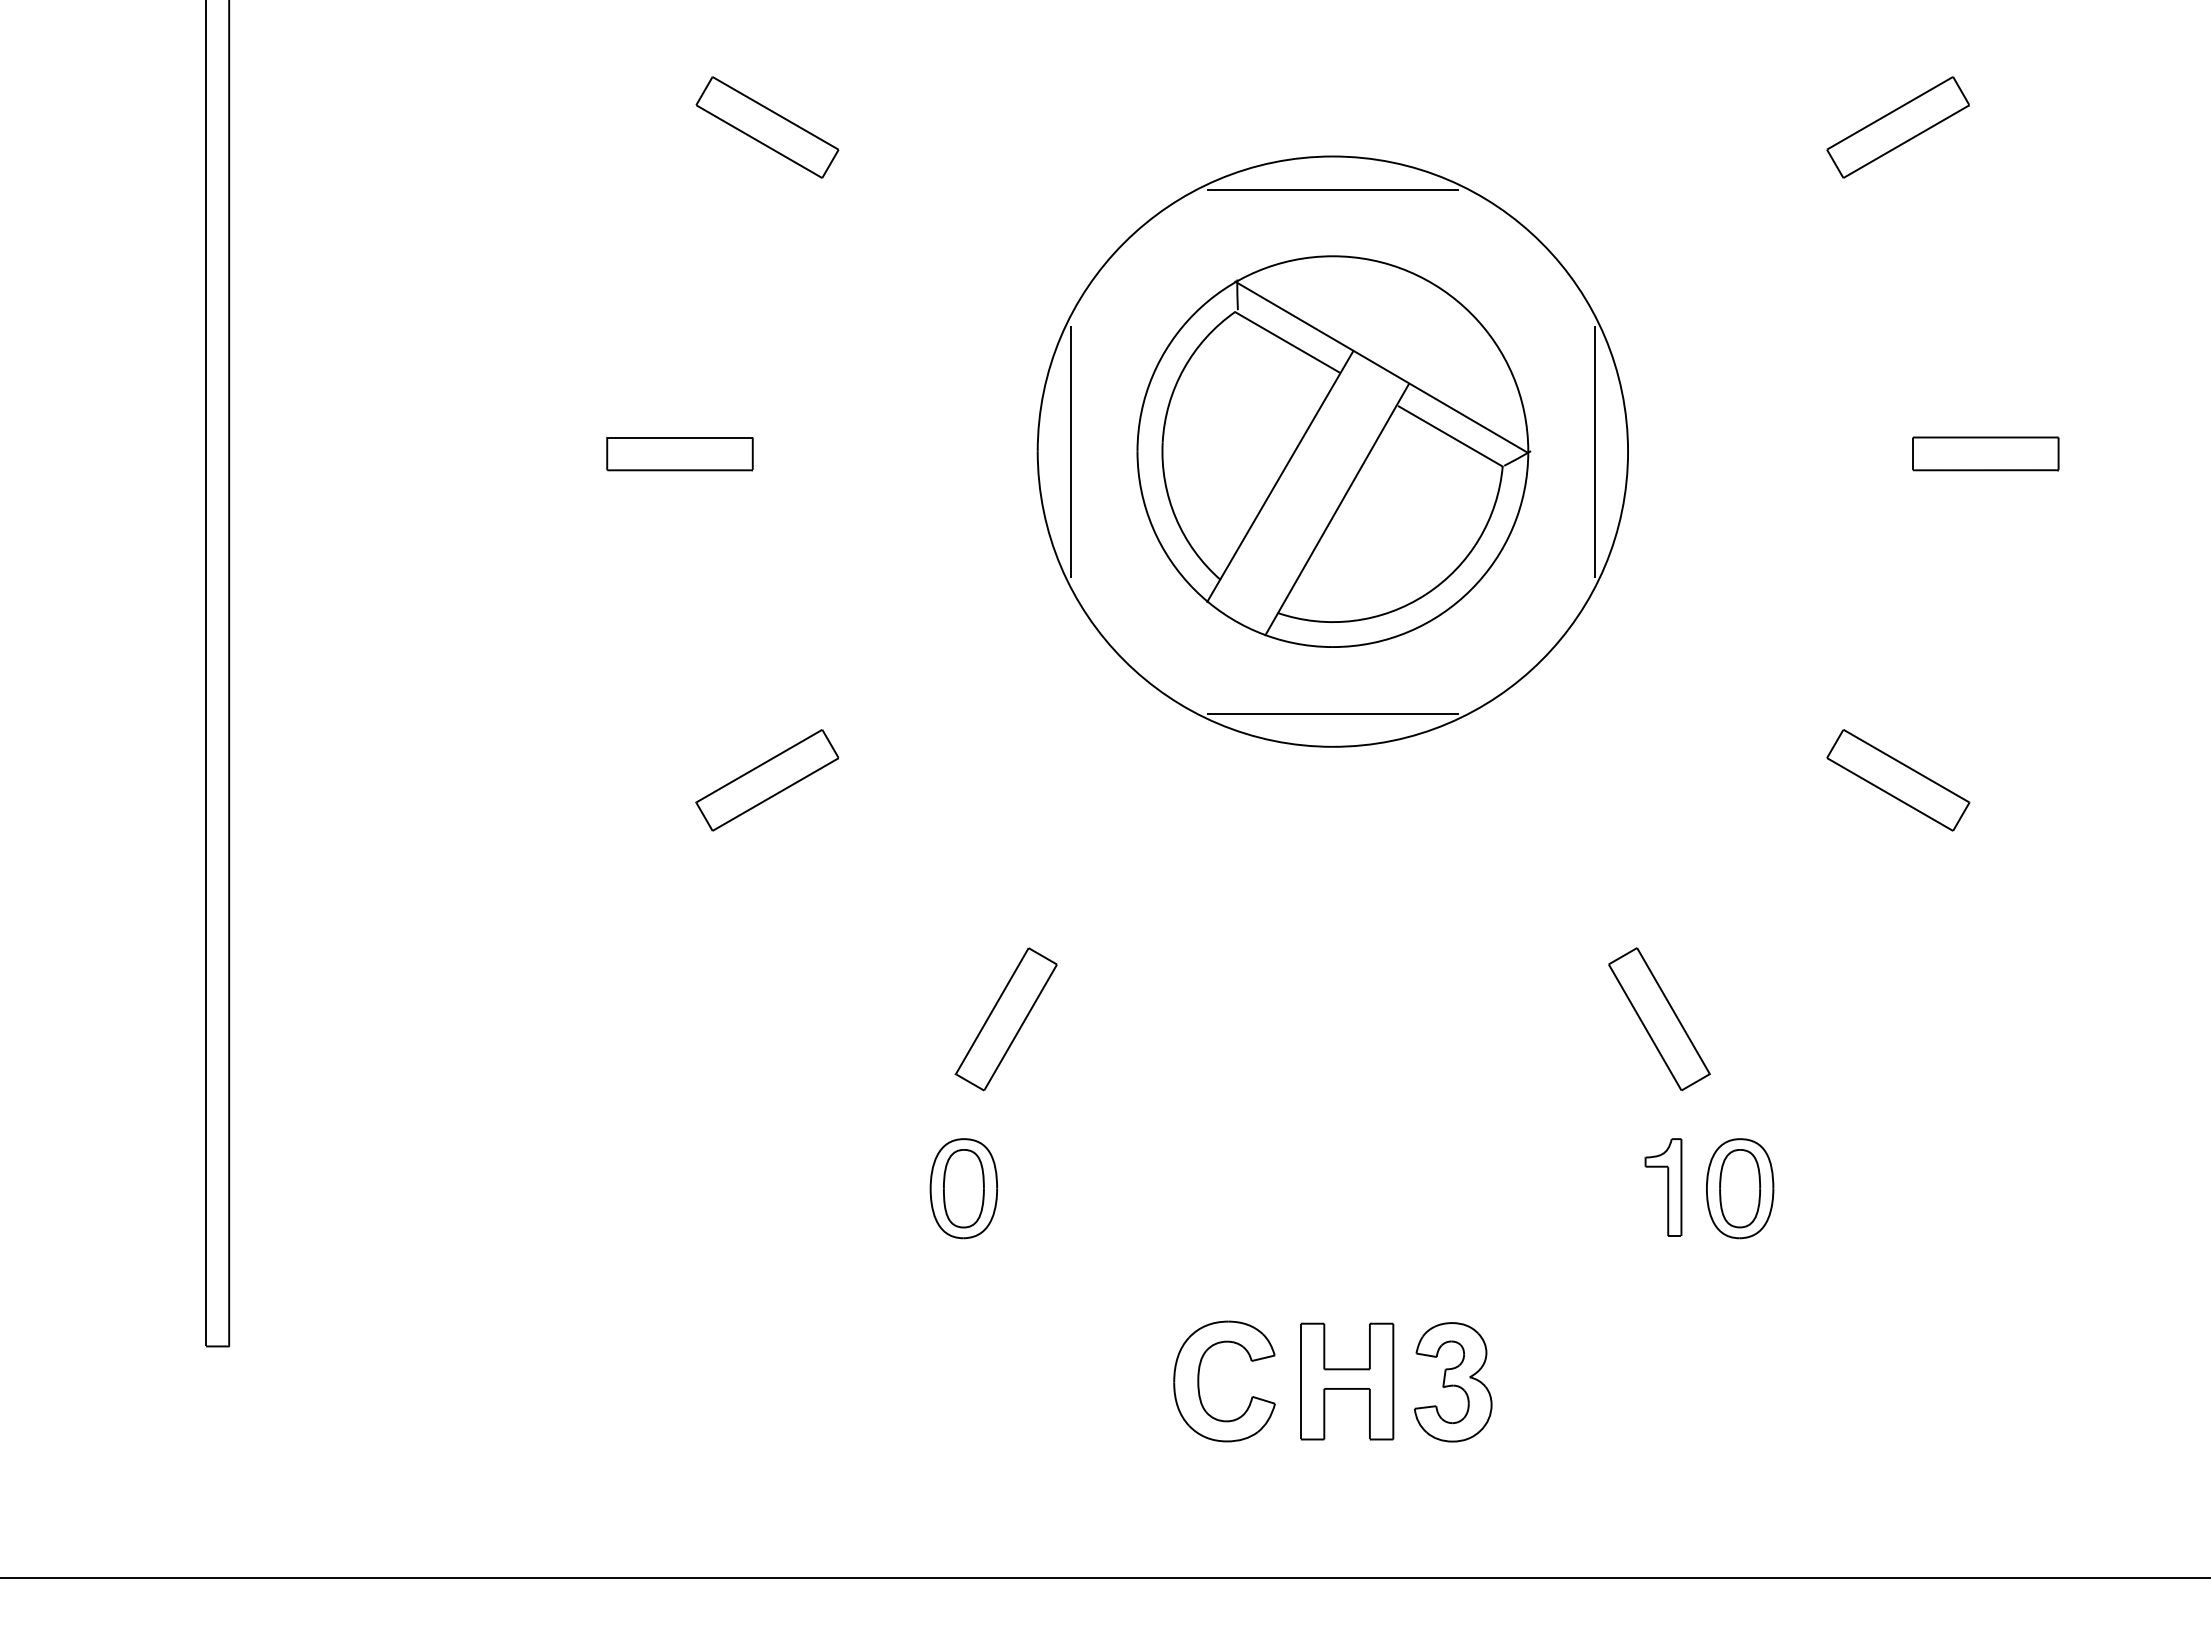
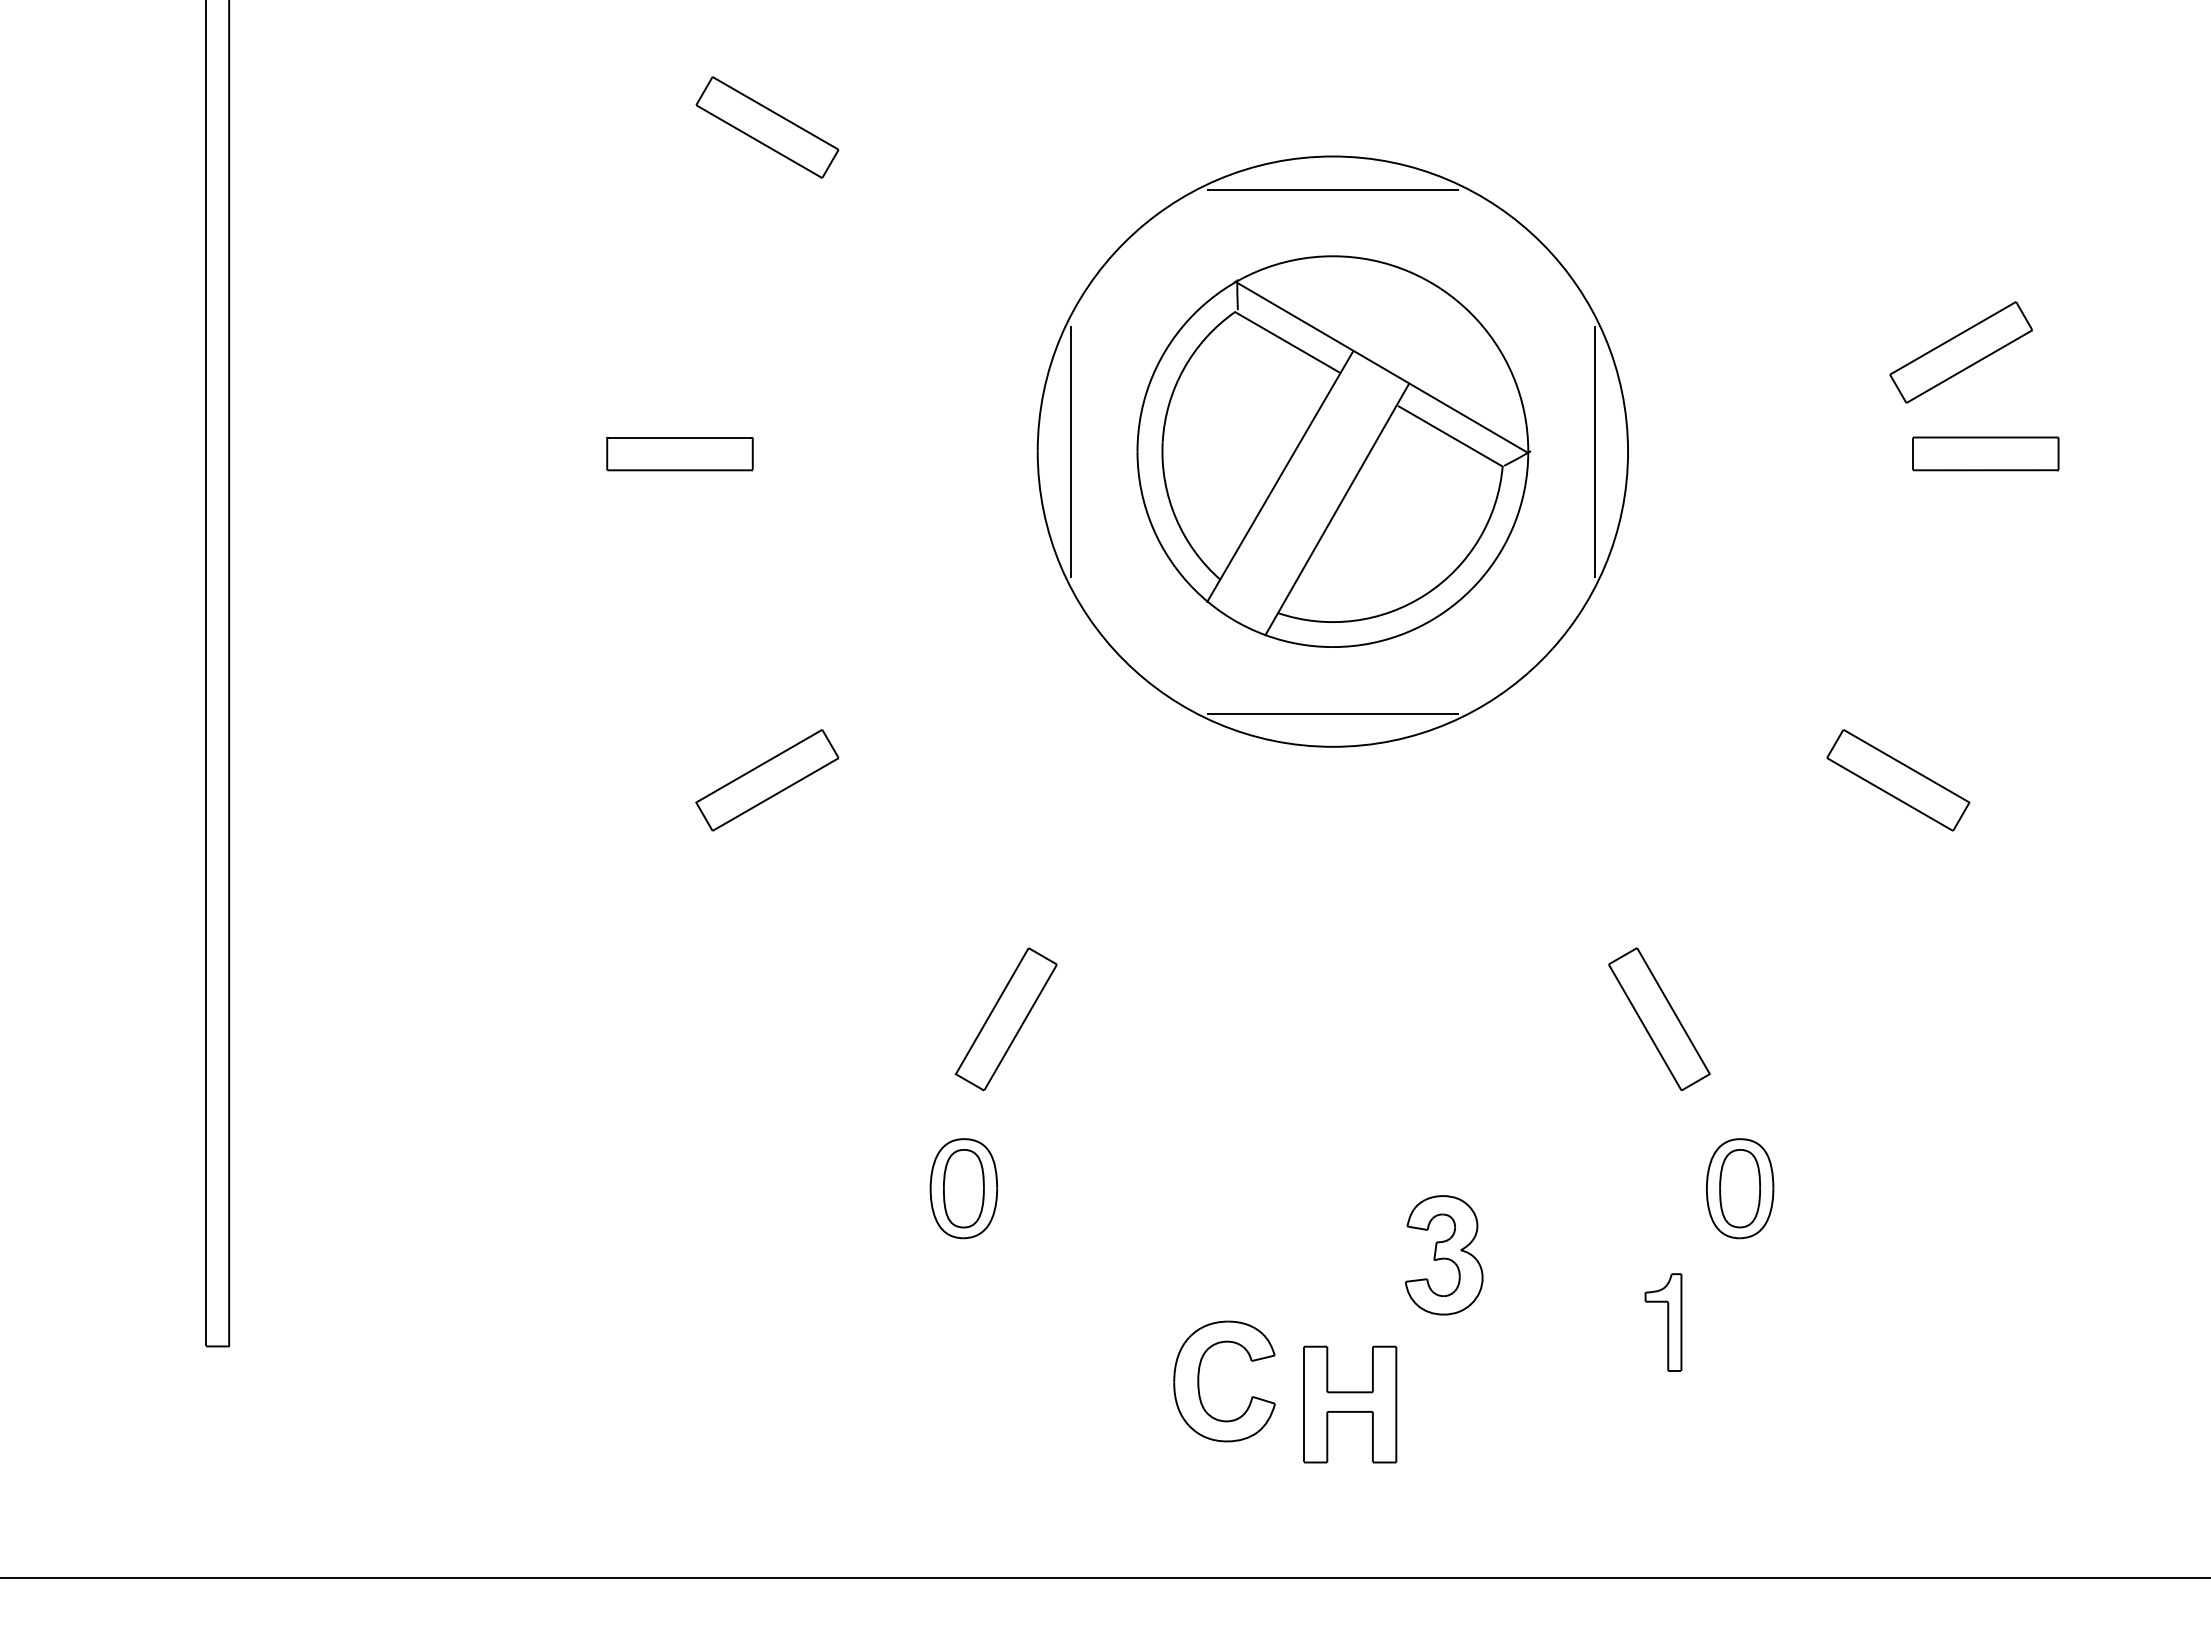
part position: (1897, 127) -> (1960, 352) (1960, 352)
part position: (1663, 1187) -> (1663, 1322) (1663, 1322)
part position: (1347, 1381) -> (1350, 1404) (1350, 1404)
part position: (1453, 1382) -> (1444, 1255) (1444, 1255)
